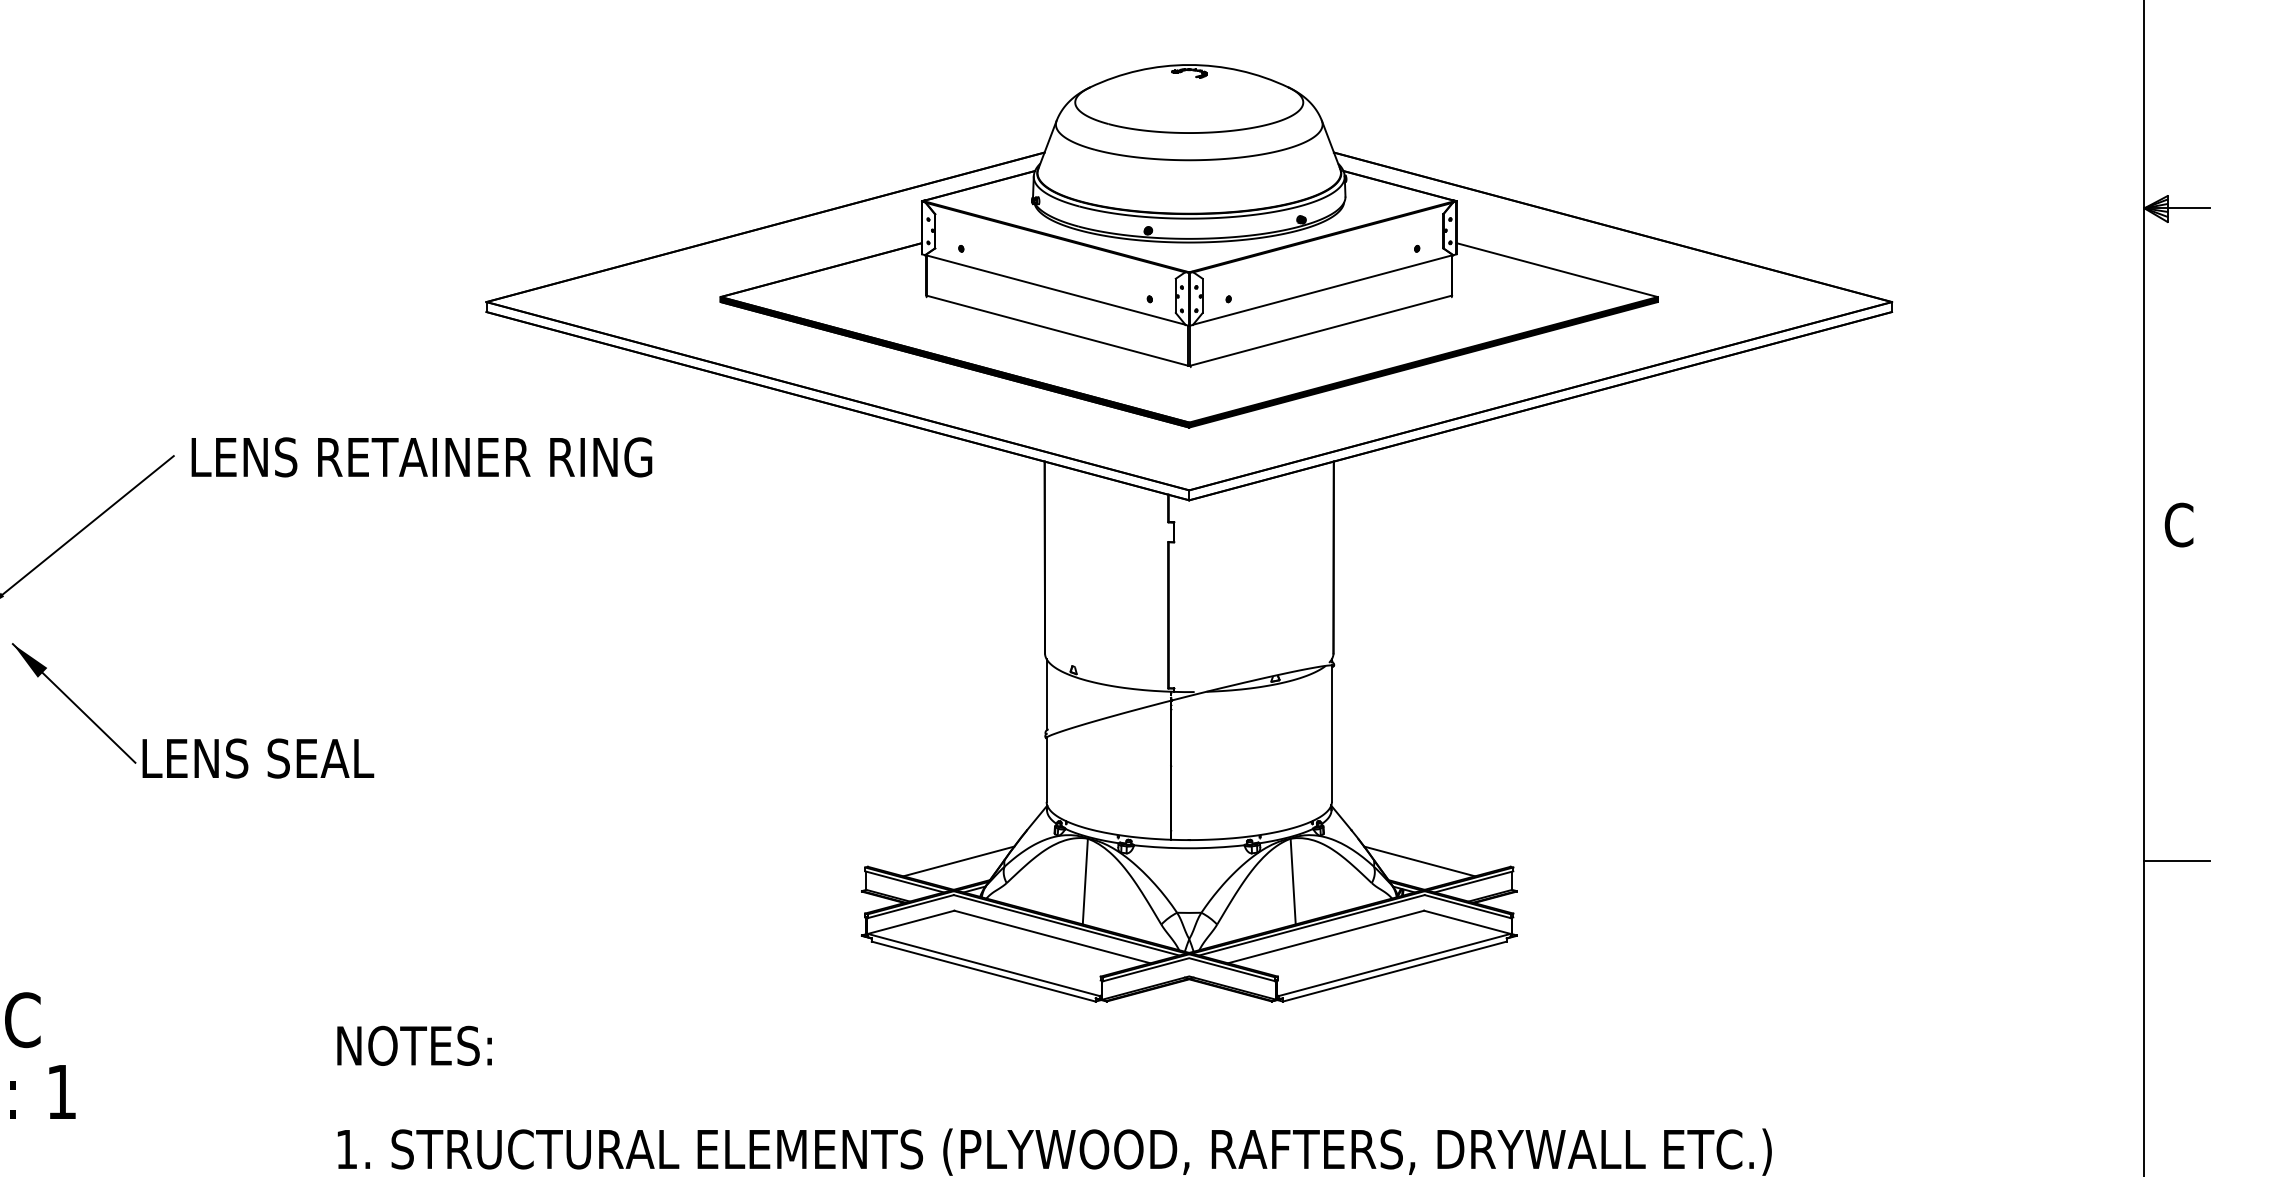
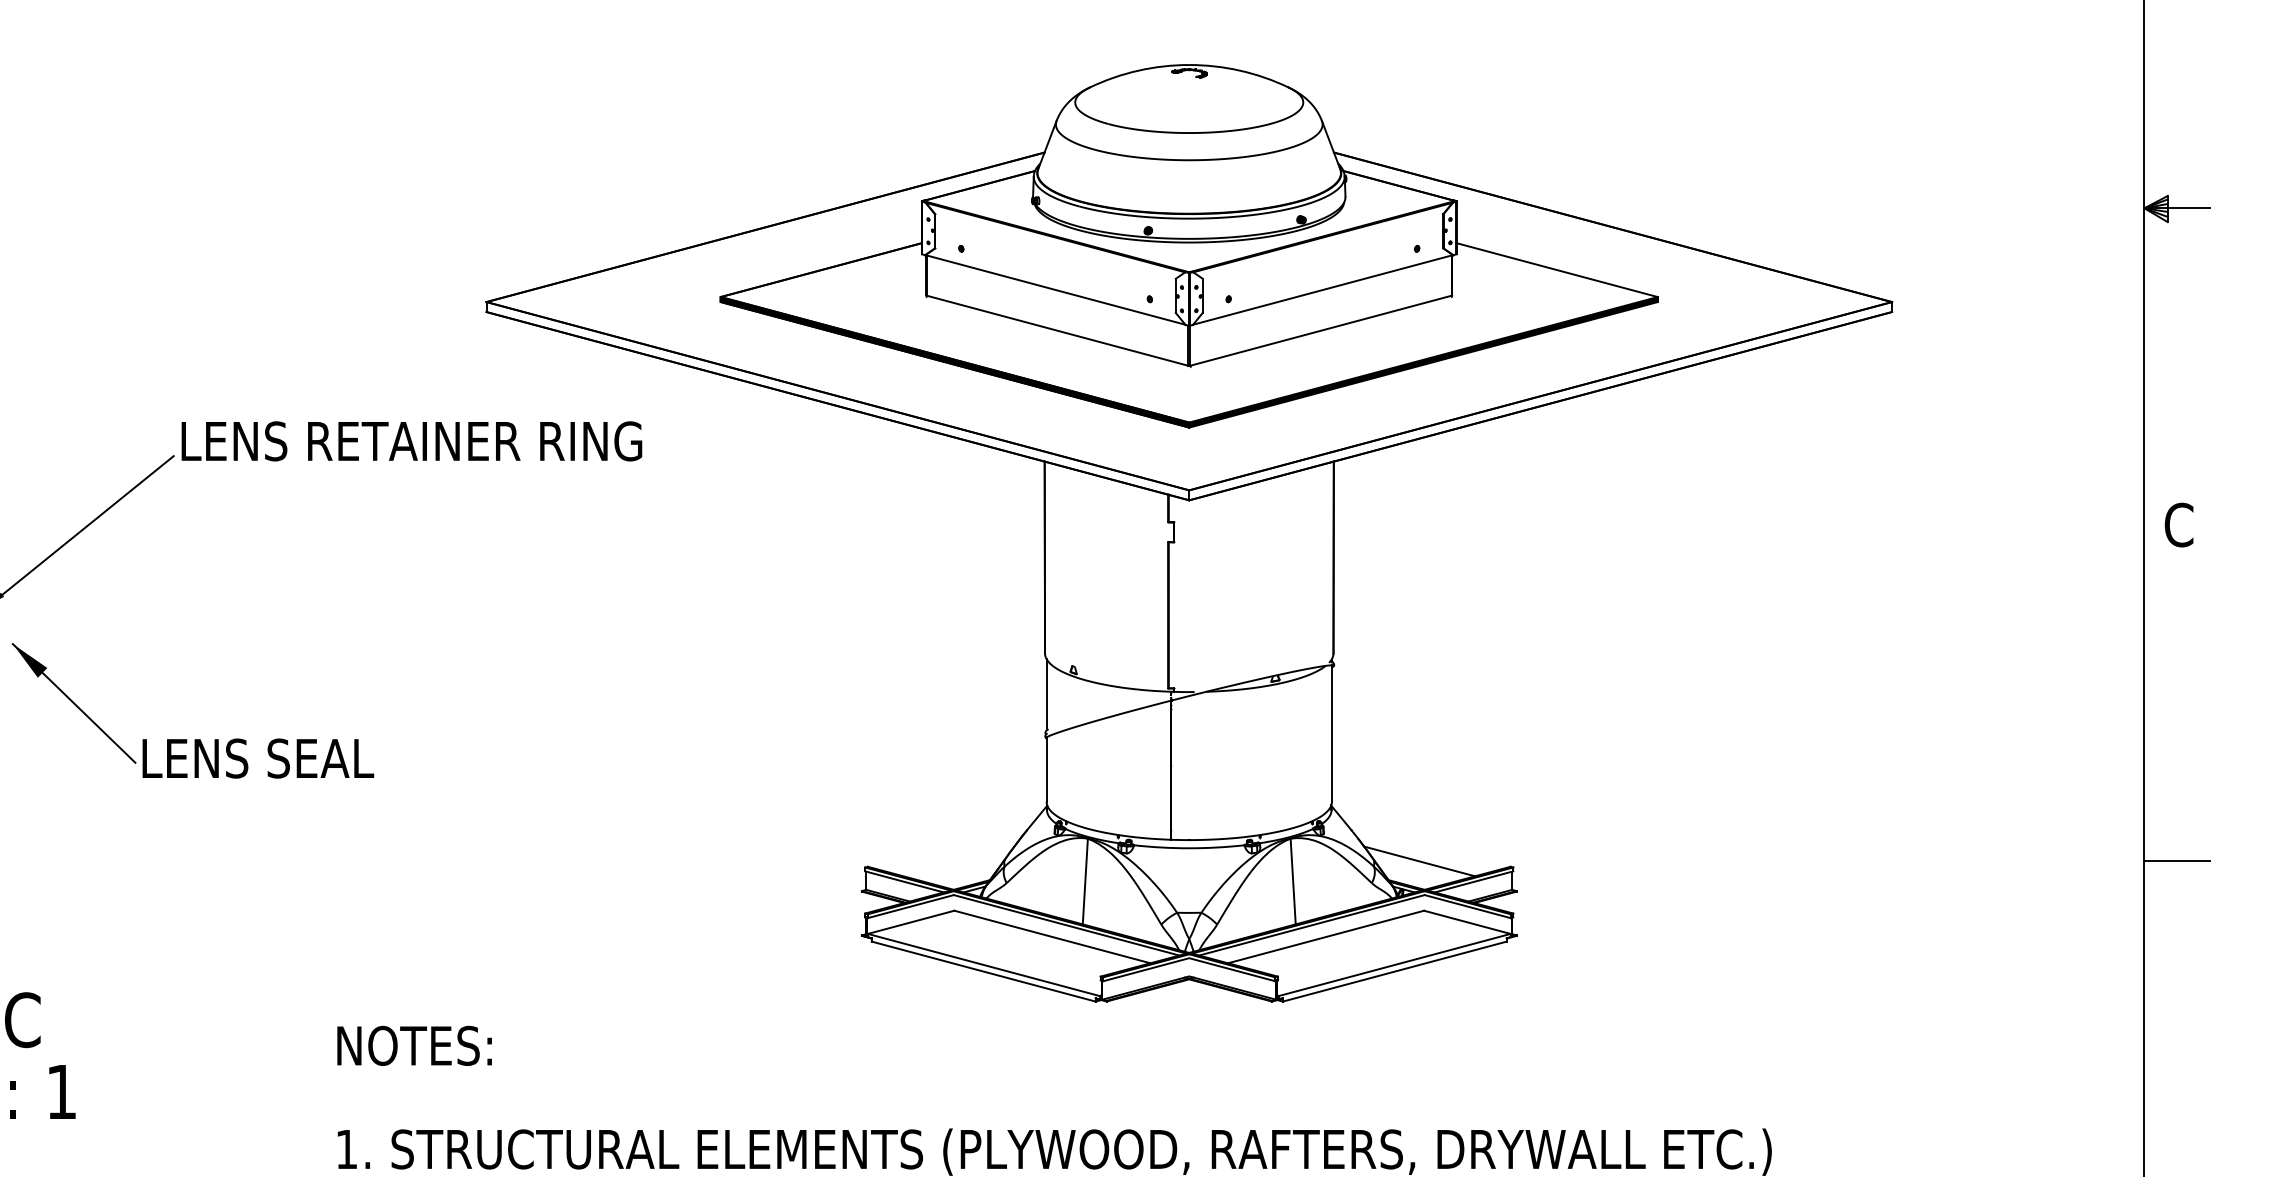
text position: (421, 457) -> (411, 441) (411, 441)
line: present -> none (958, 861)
